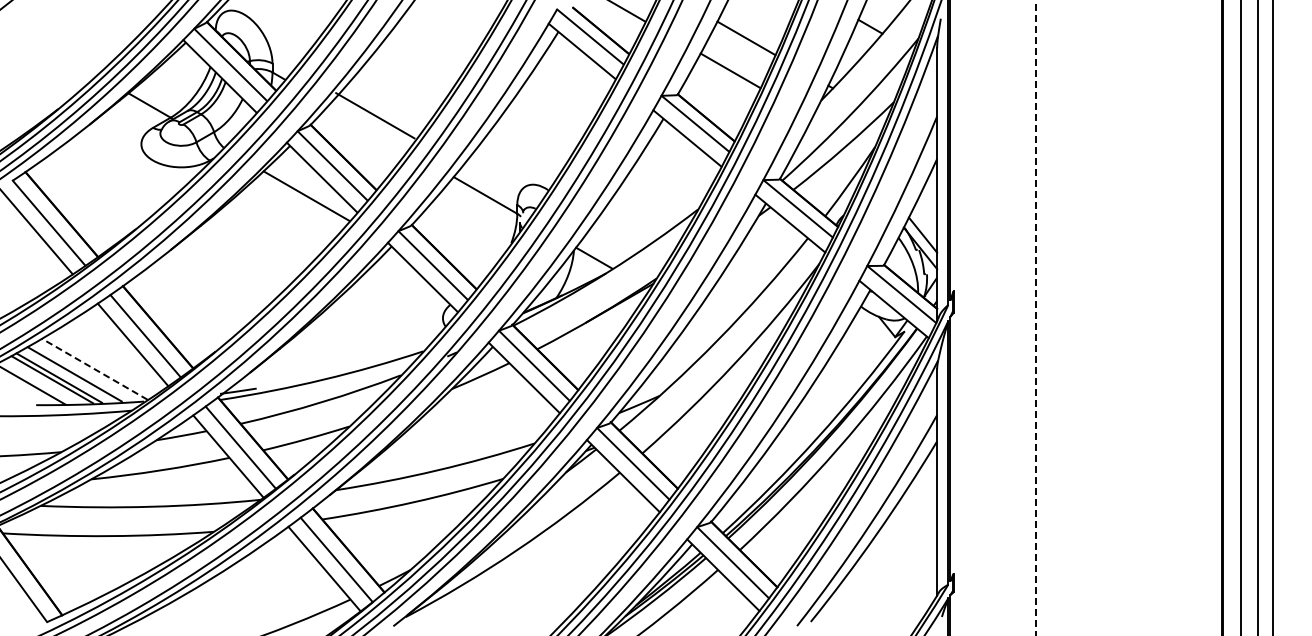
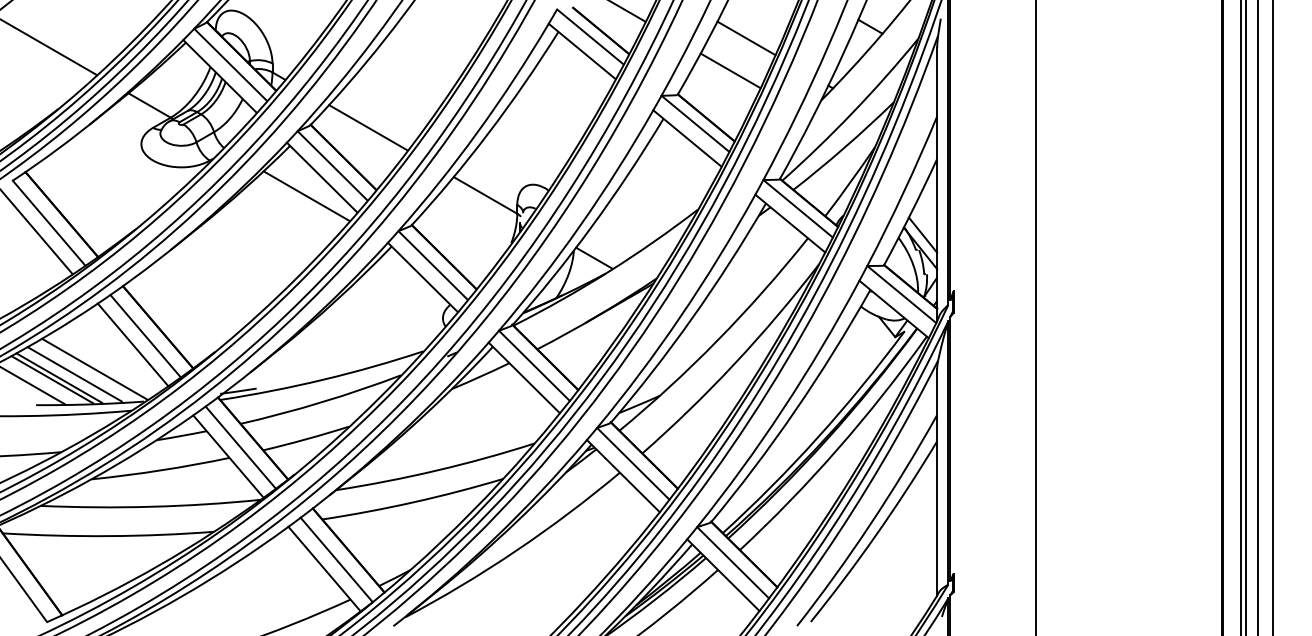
line: none -> present (49, 47)
line position: (375, 115) -> (368, 127) (368, 127)
line: dashed -> solid (1036, 317)
line: none -> present (1245, 317)
line: dashed -> solid (94, 369)
